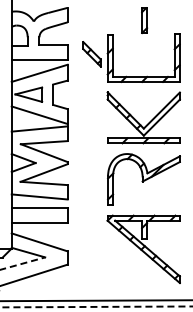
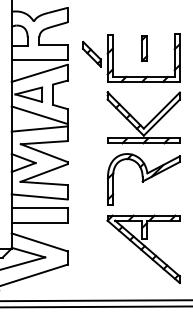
part position: (144, 20) -> (144, 48) (144, 48)
line: dashed -> solid (23, 263)
line: dashed -> solid (95, 306)
